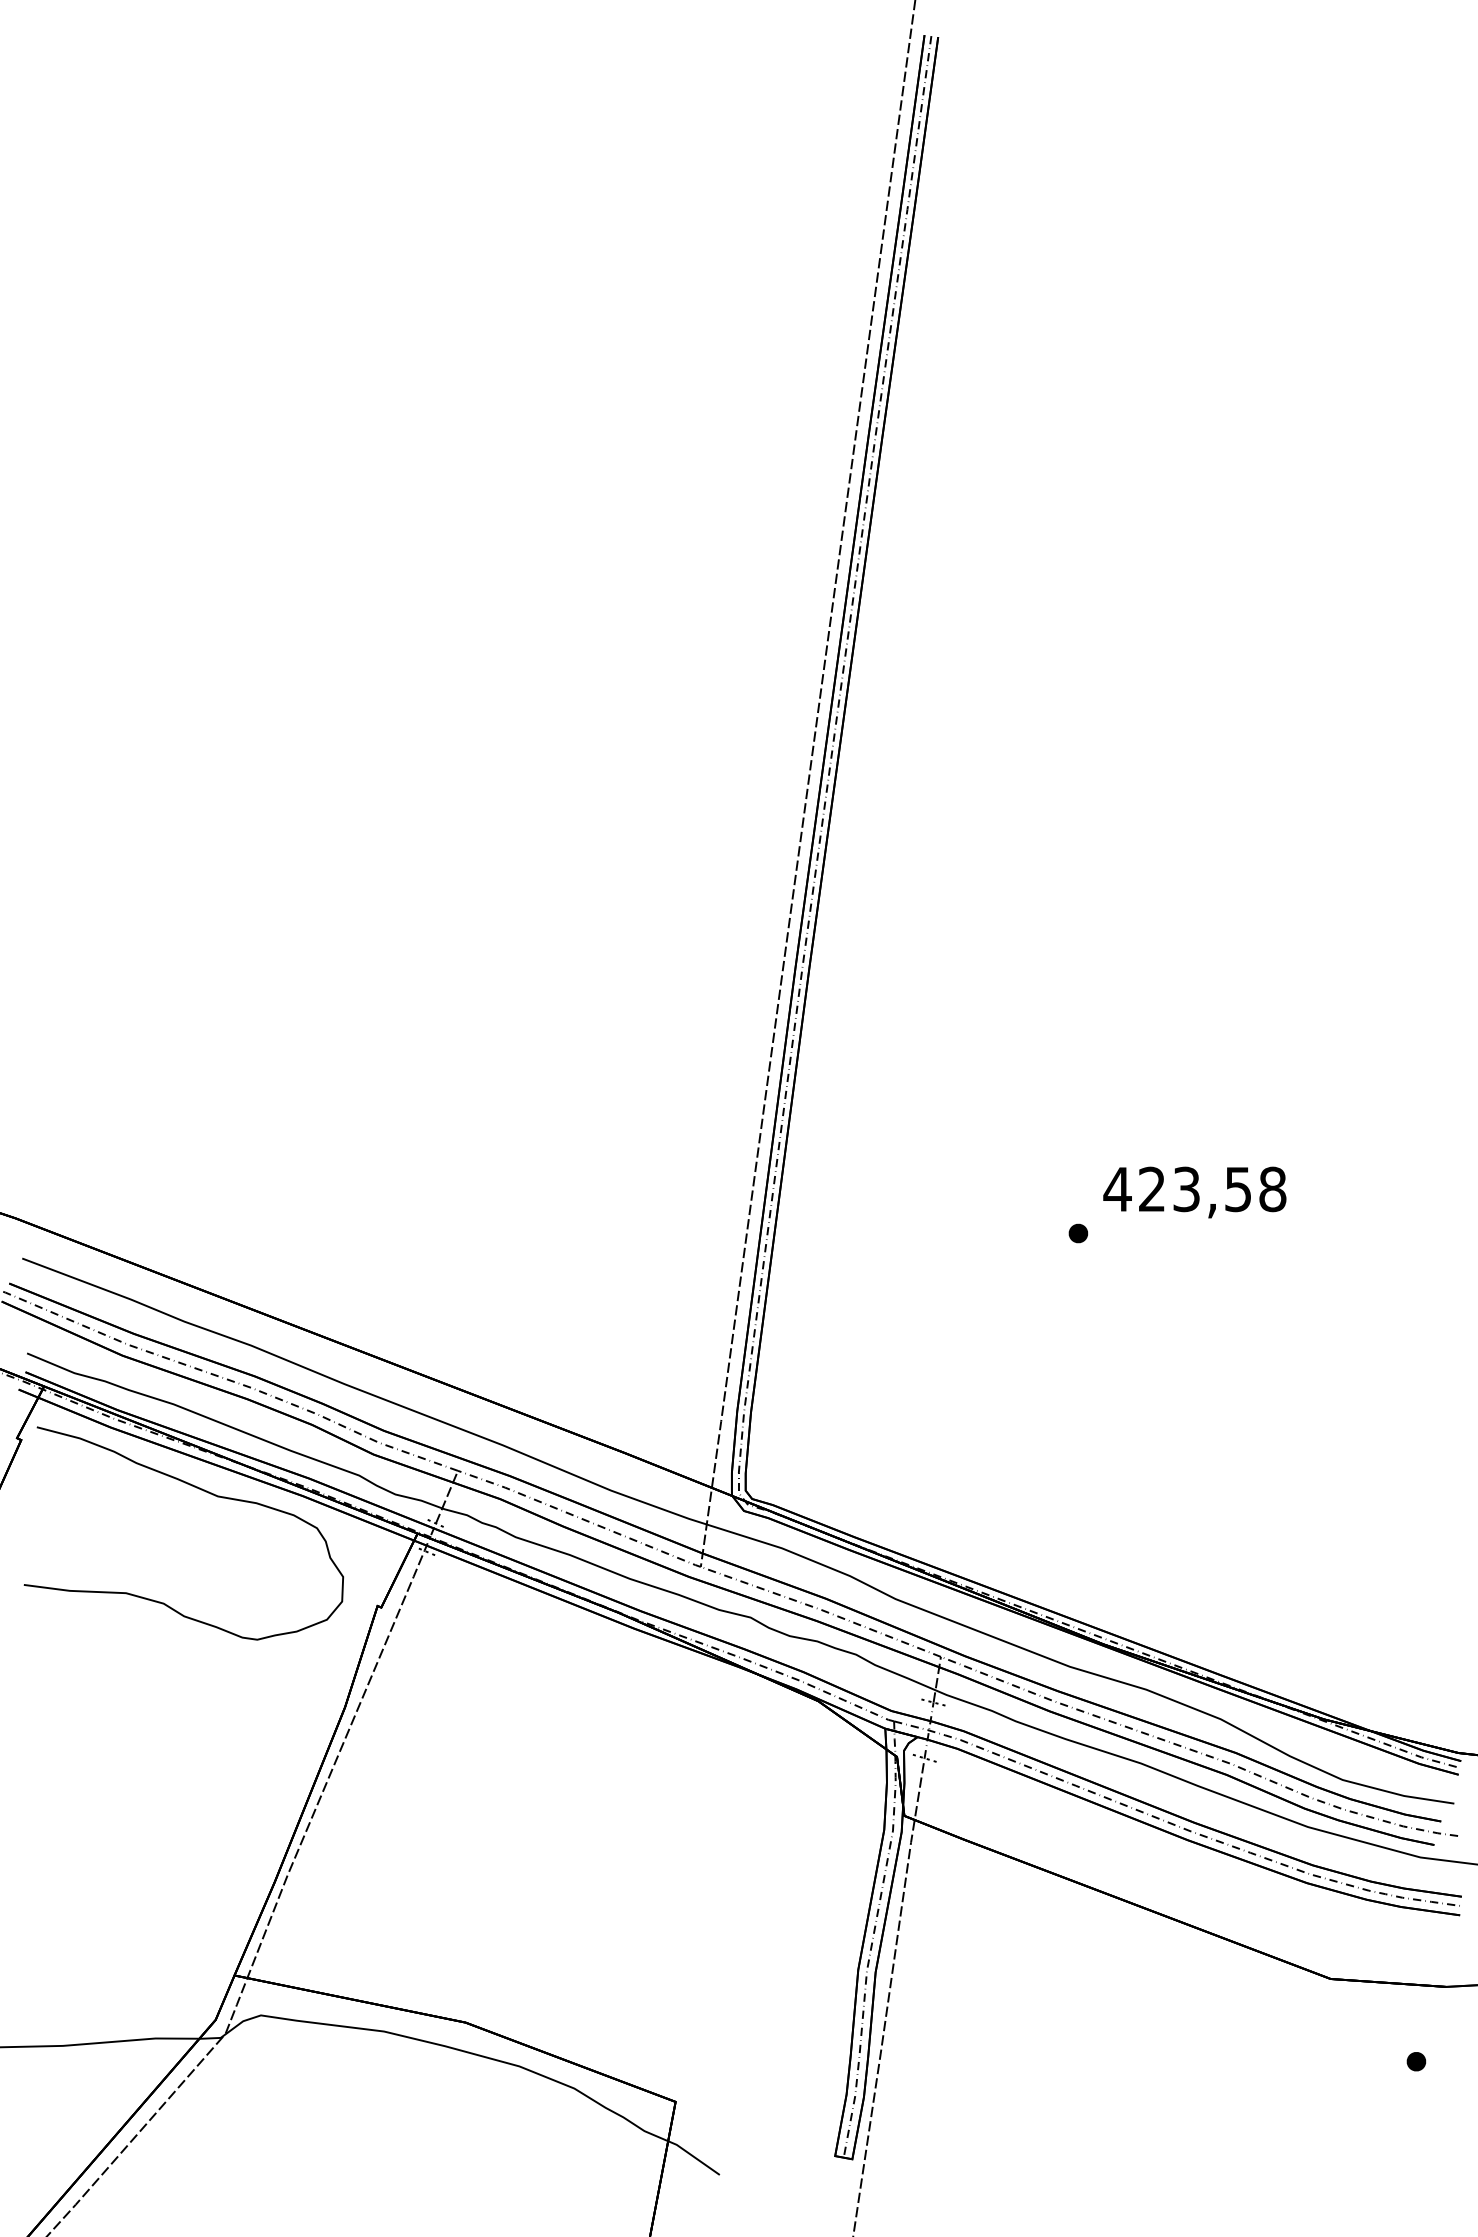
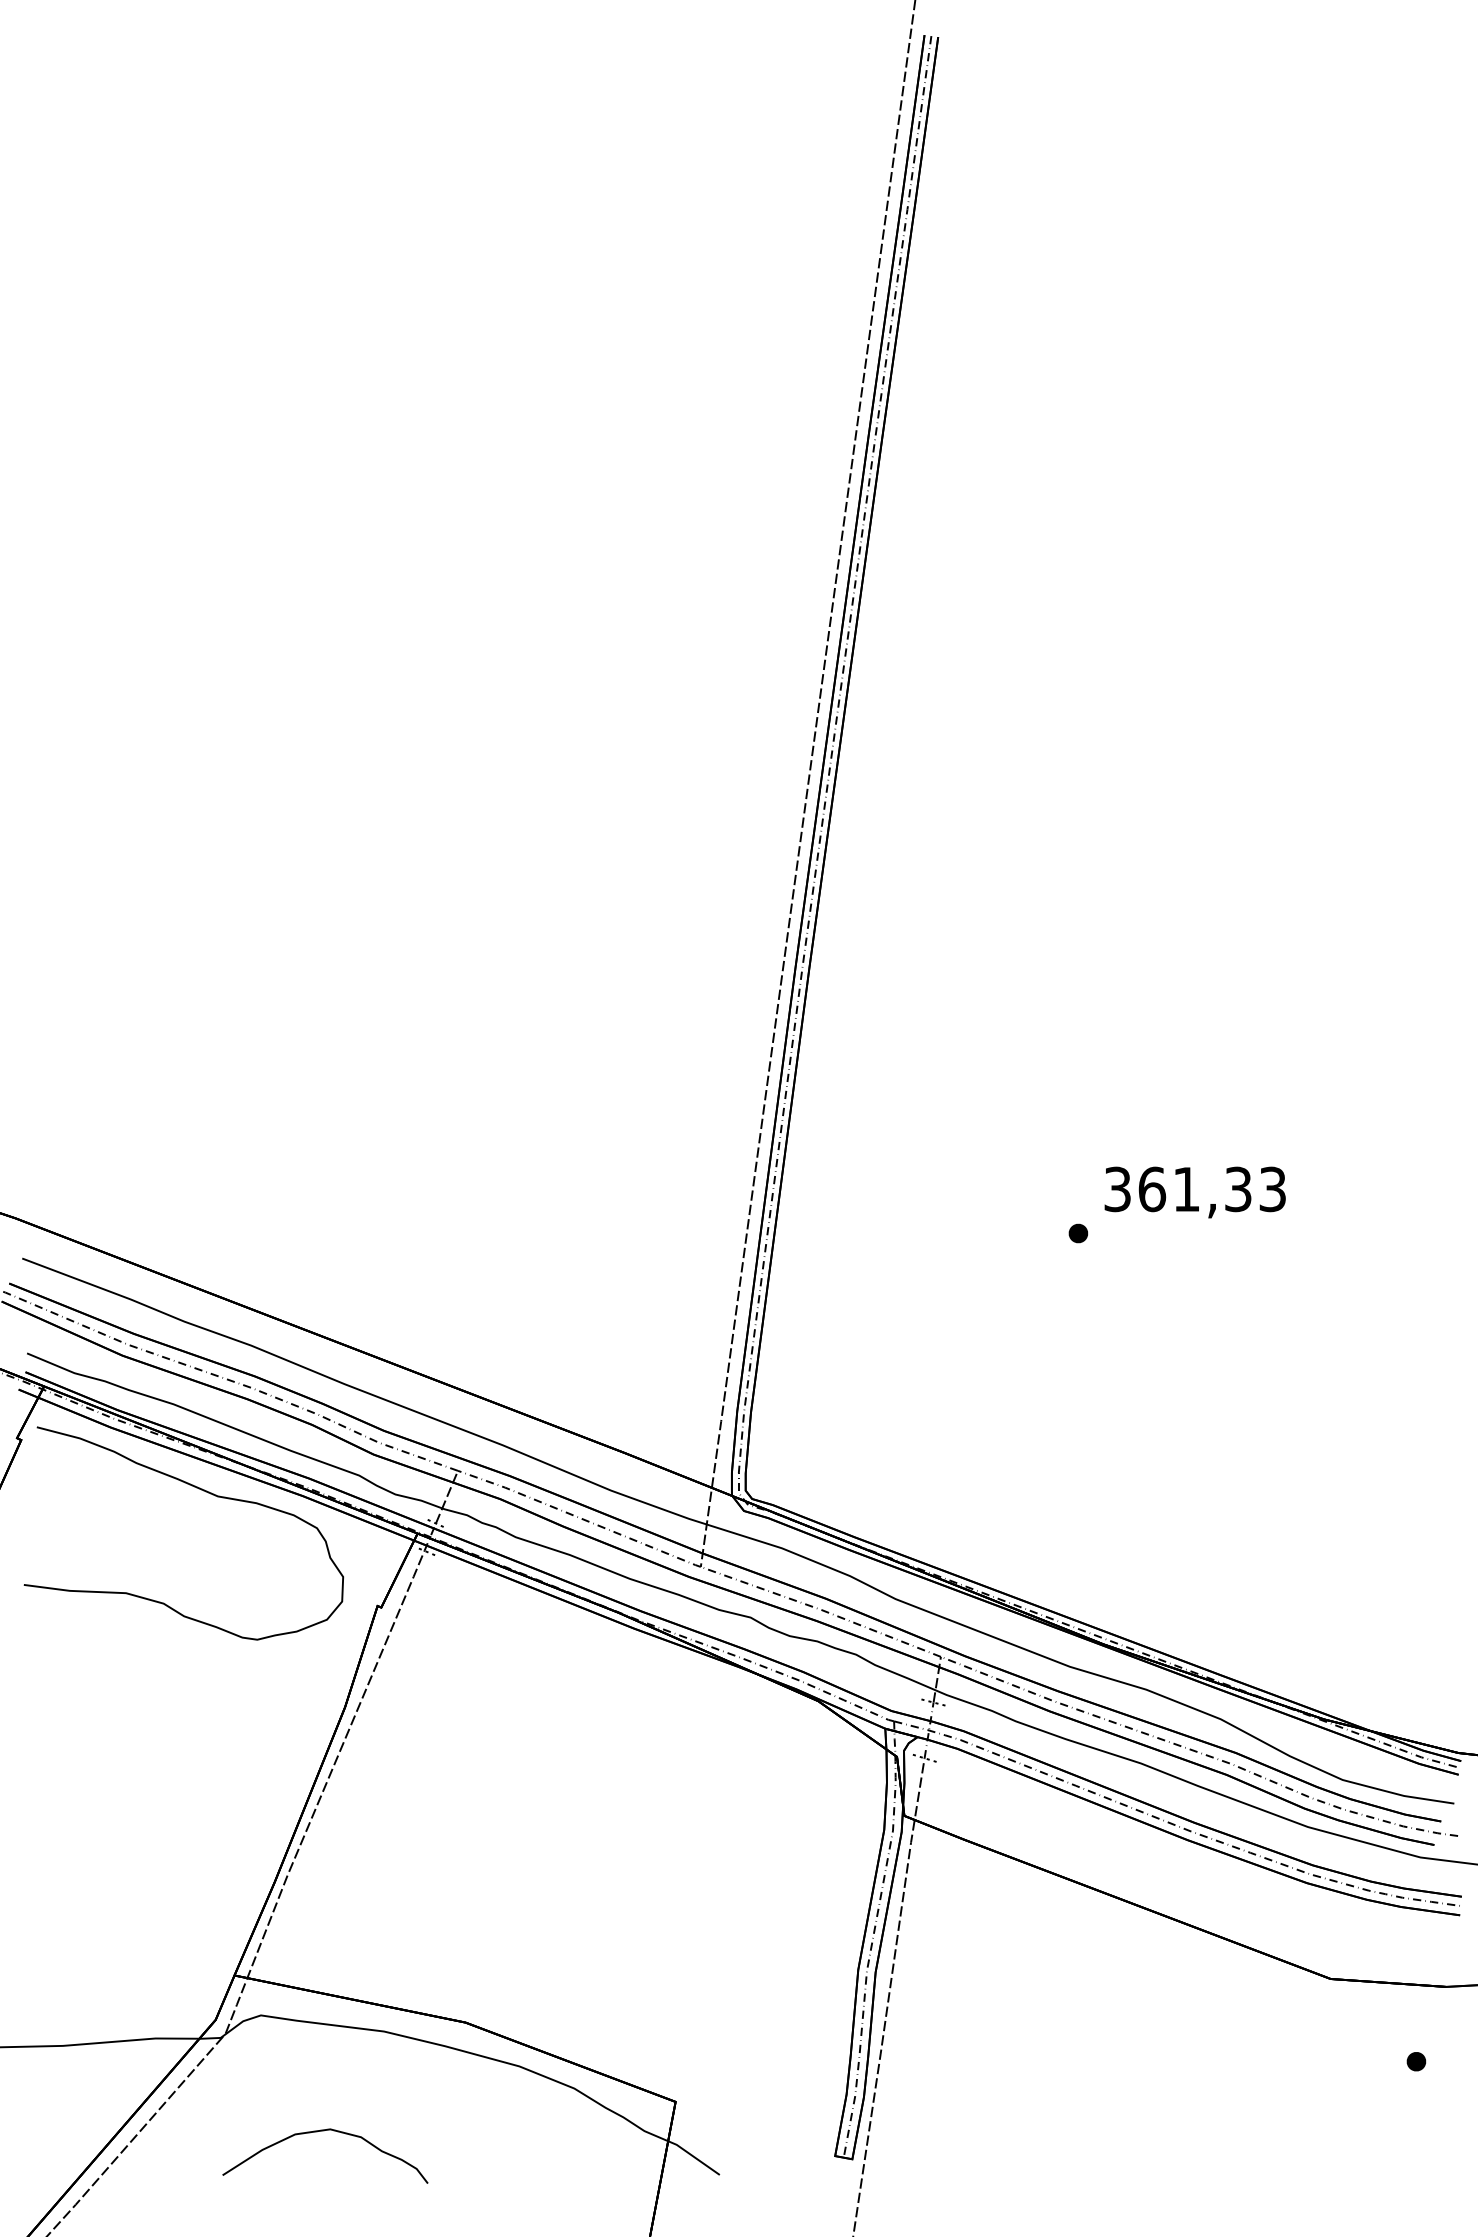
text: 423,58 -> 361,33 (1194, 1189)
curve: none -> present (324, 2131)
